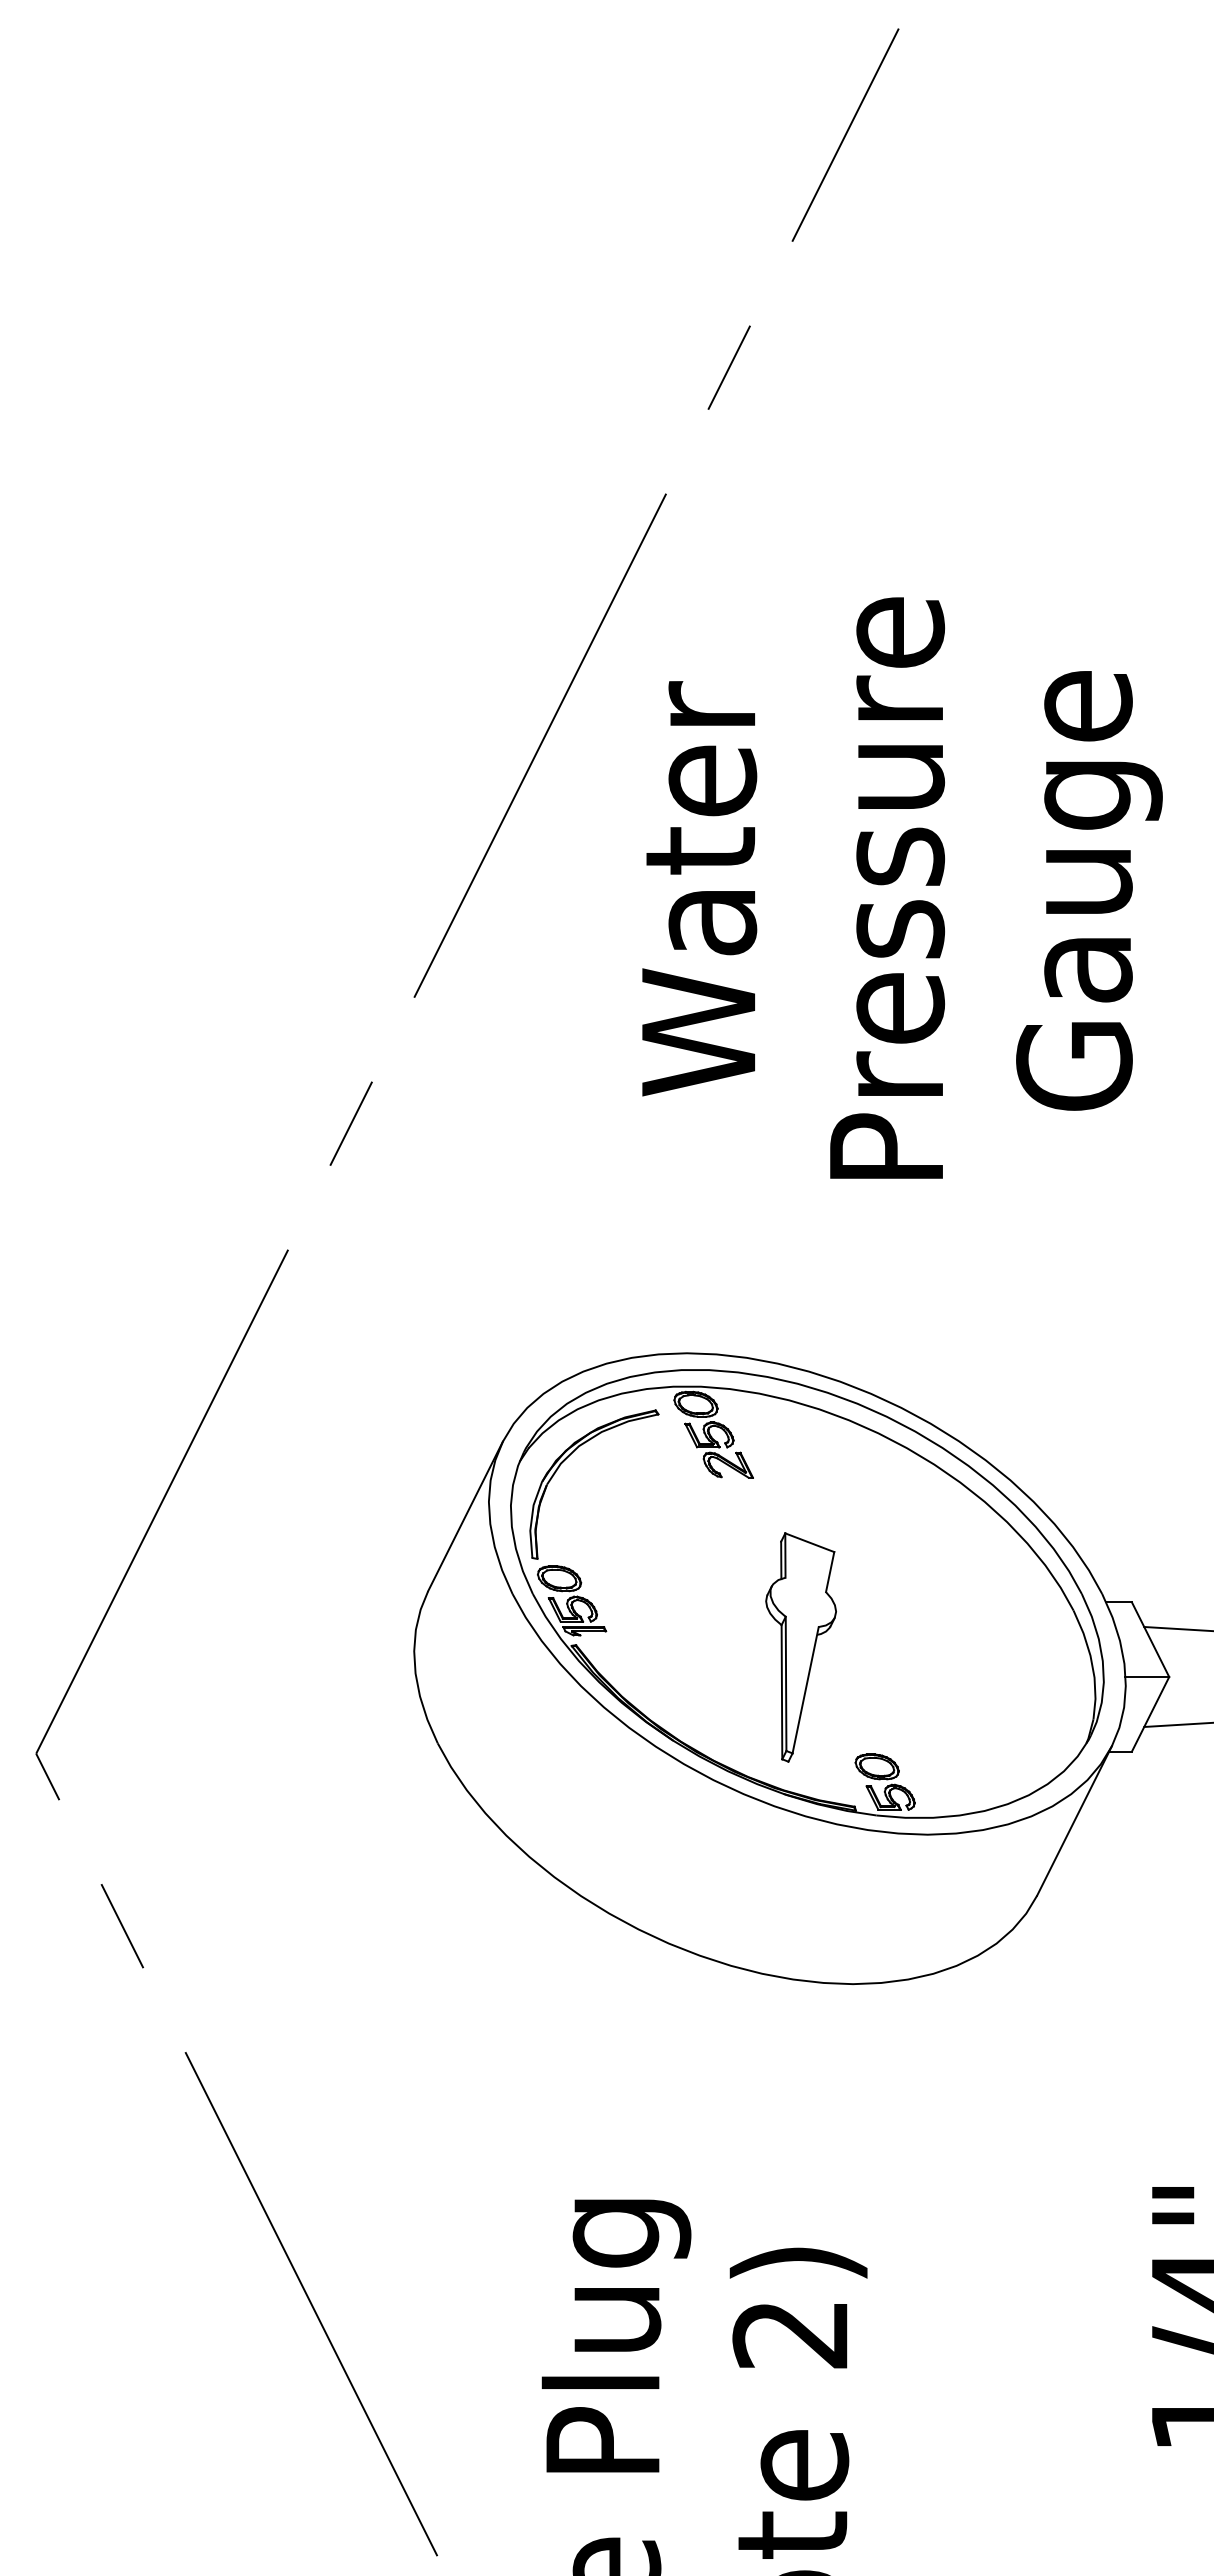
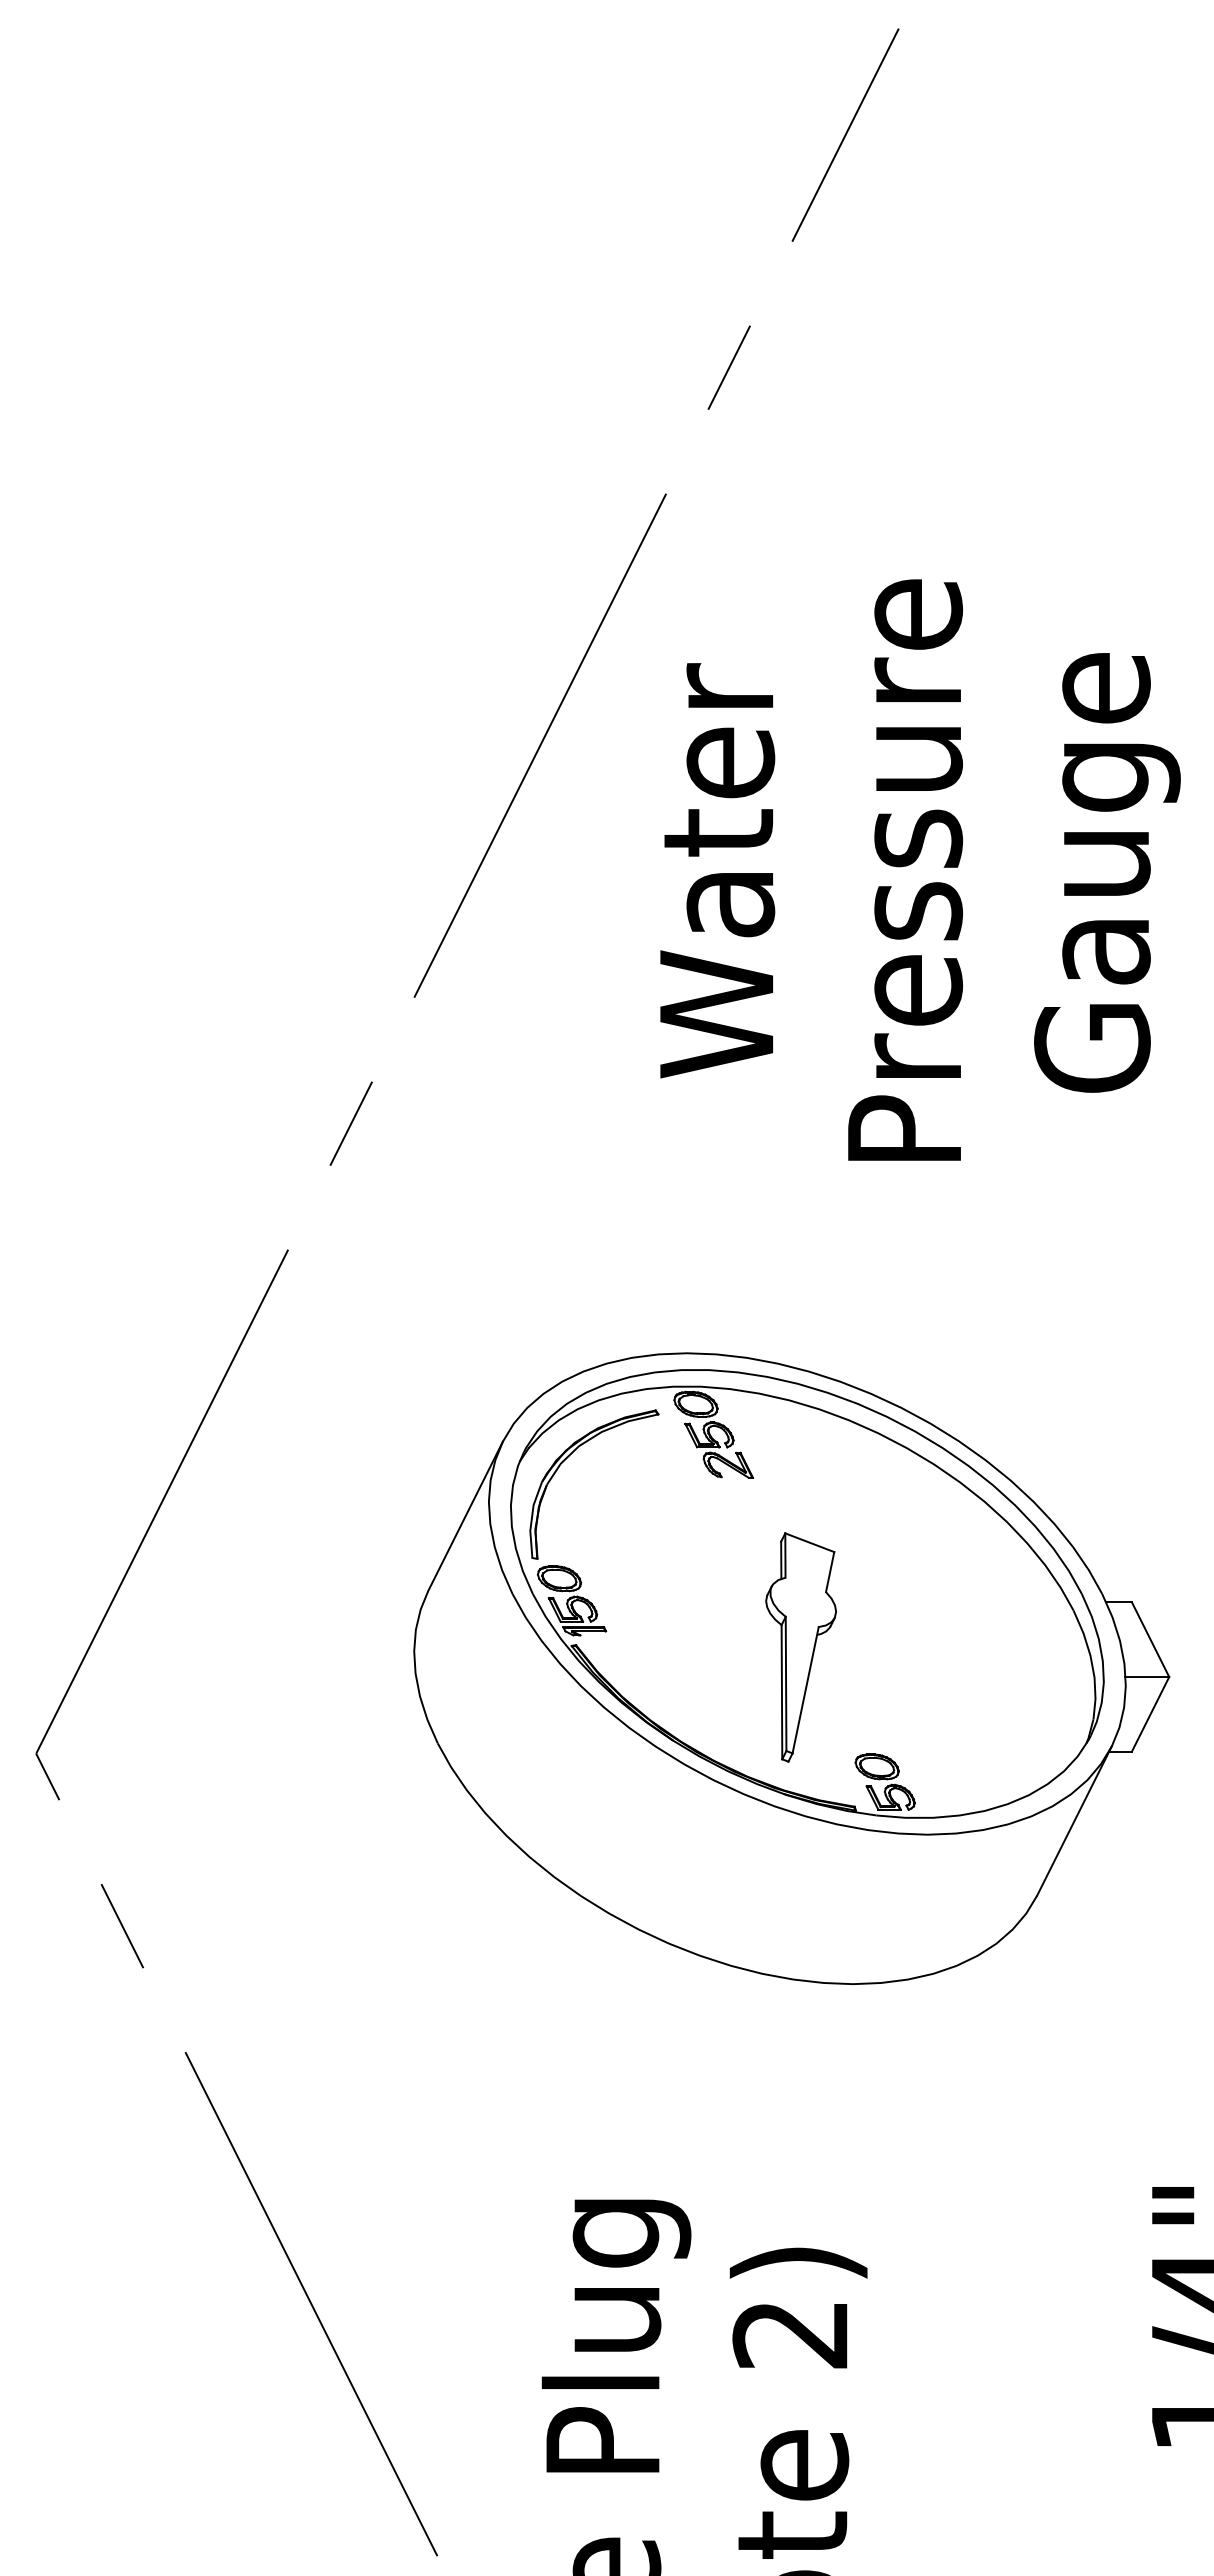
text position: (902, 887) -> (920, 869) (920, 869)
line: present -> none (1177, 1628)
line: present -> none (1177, 1724)
